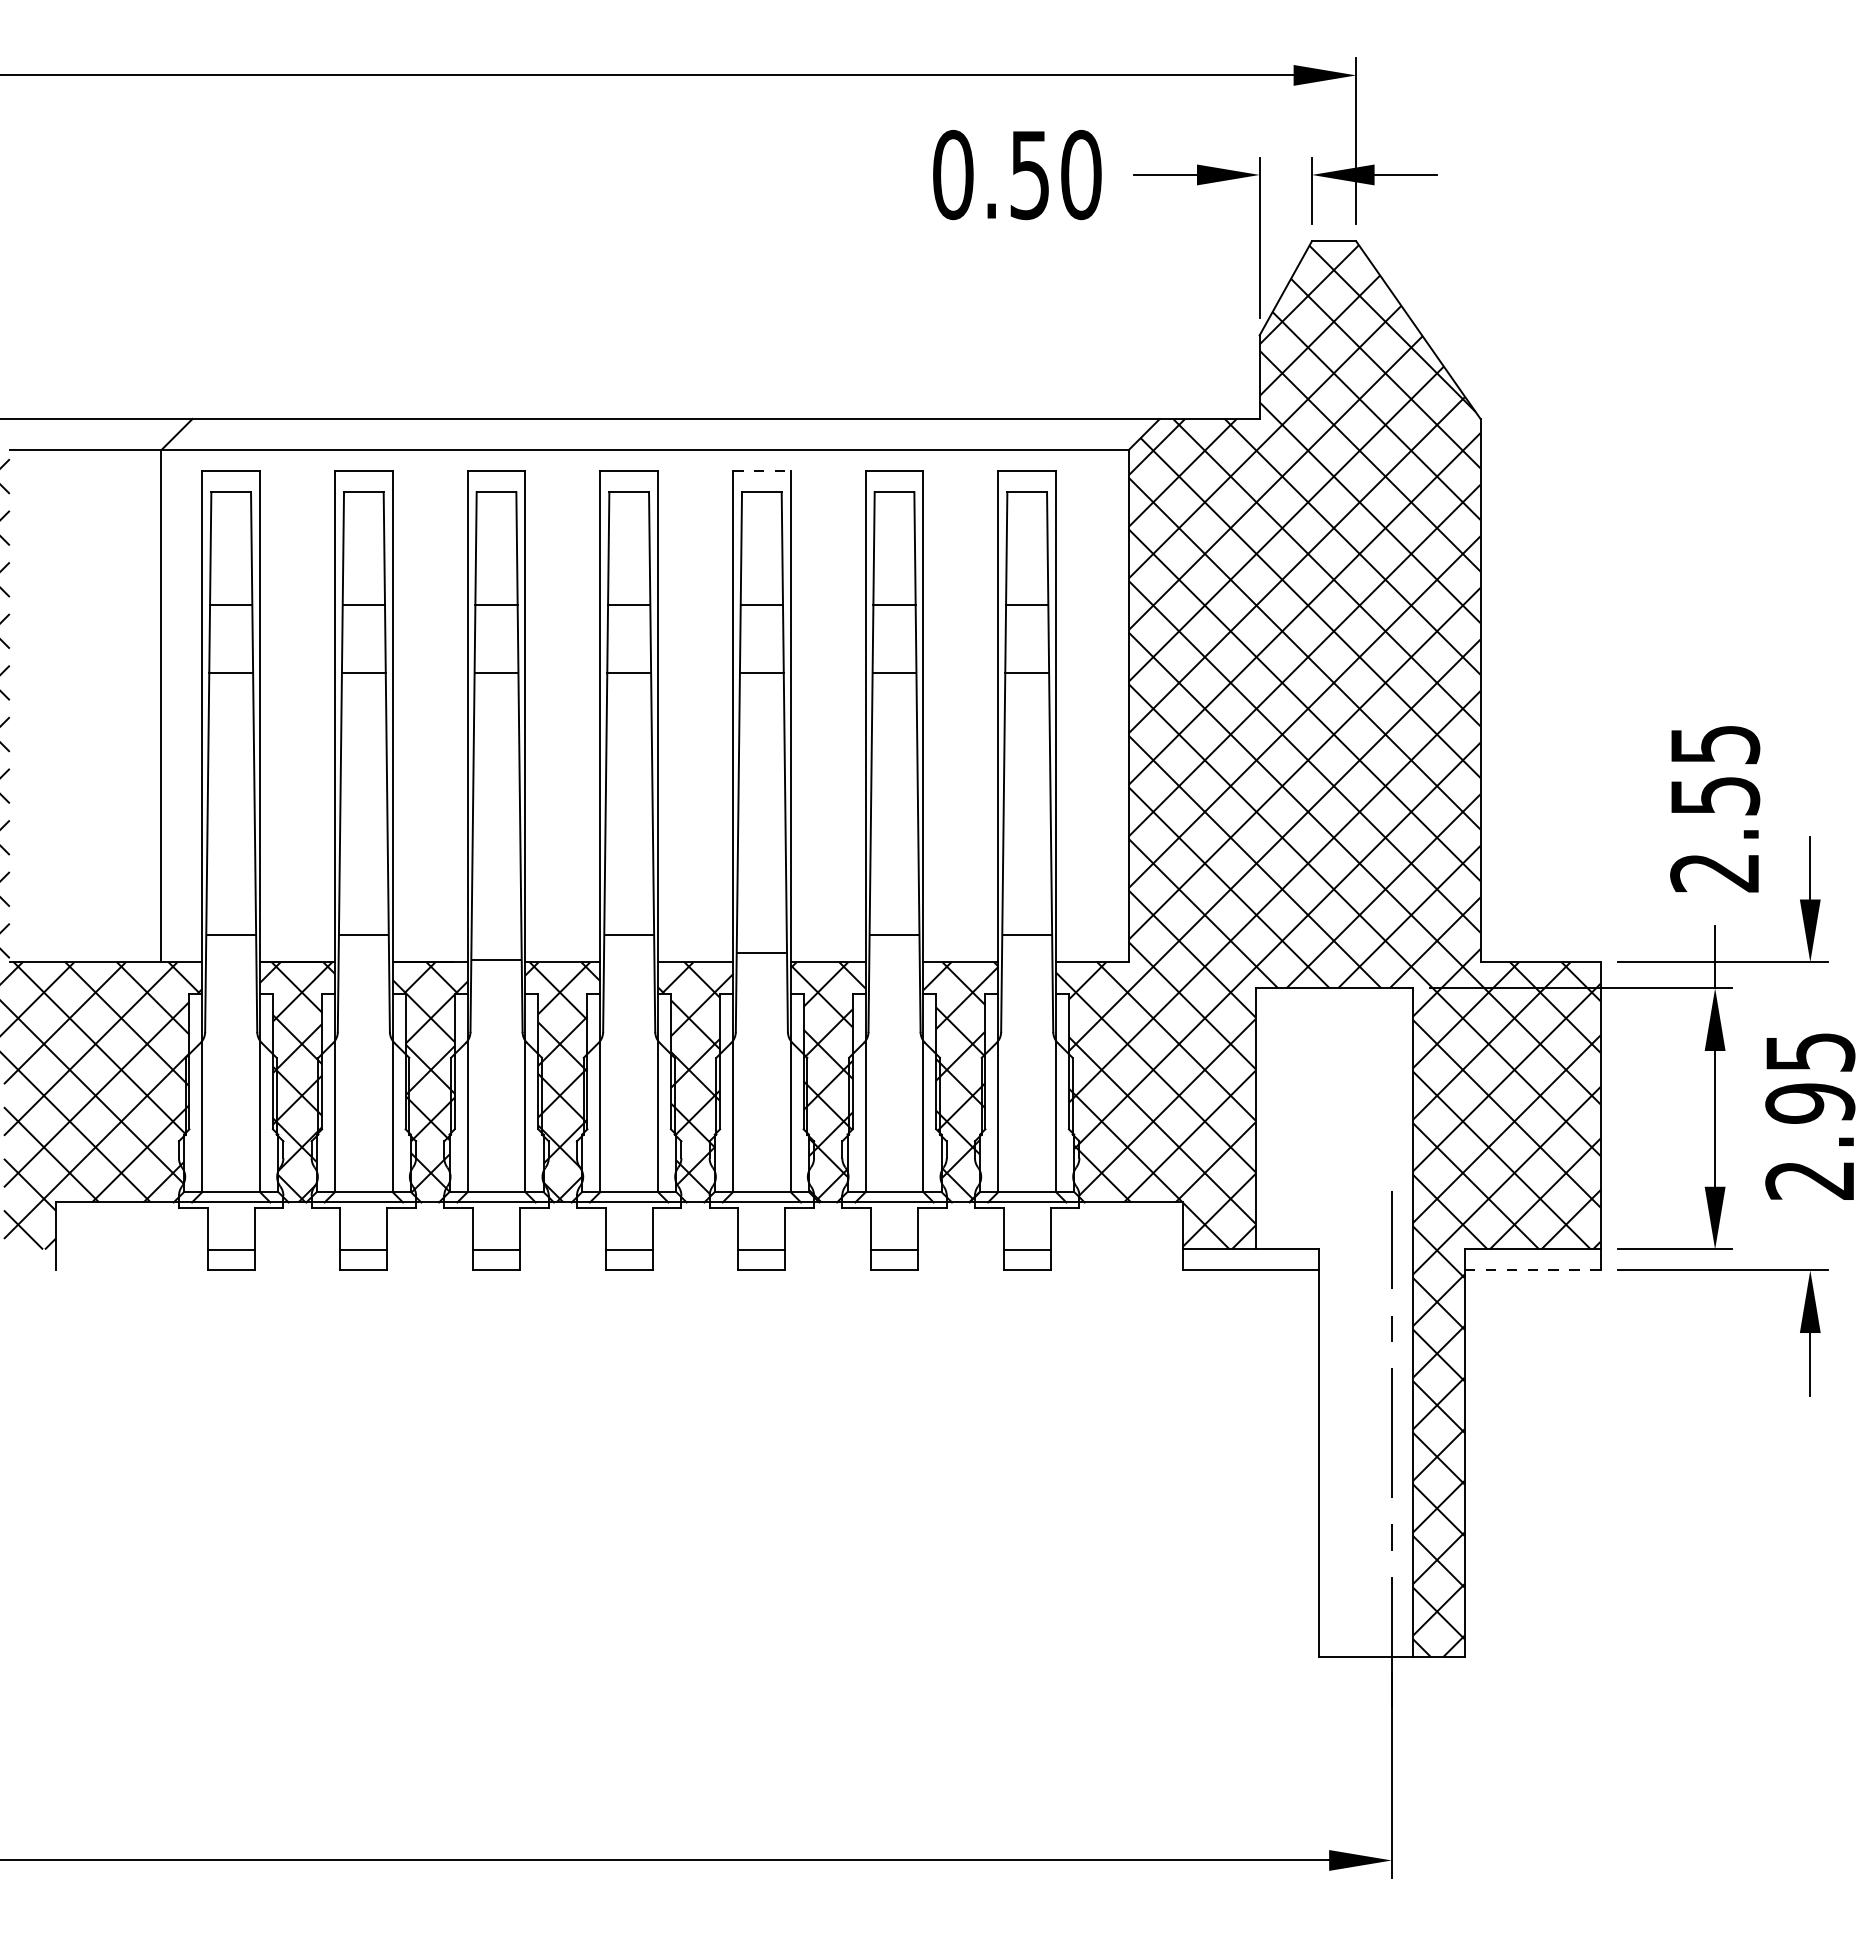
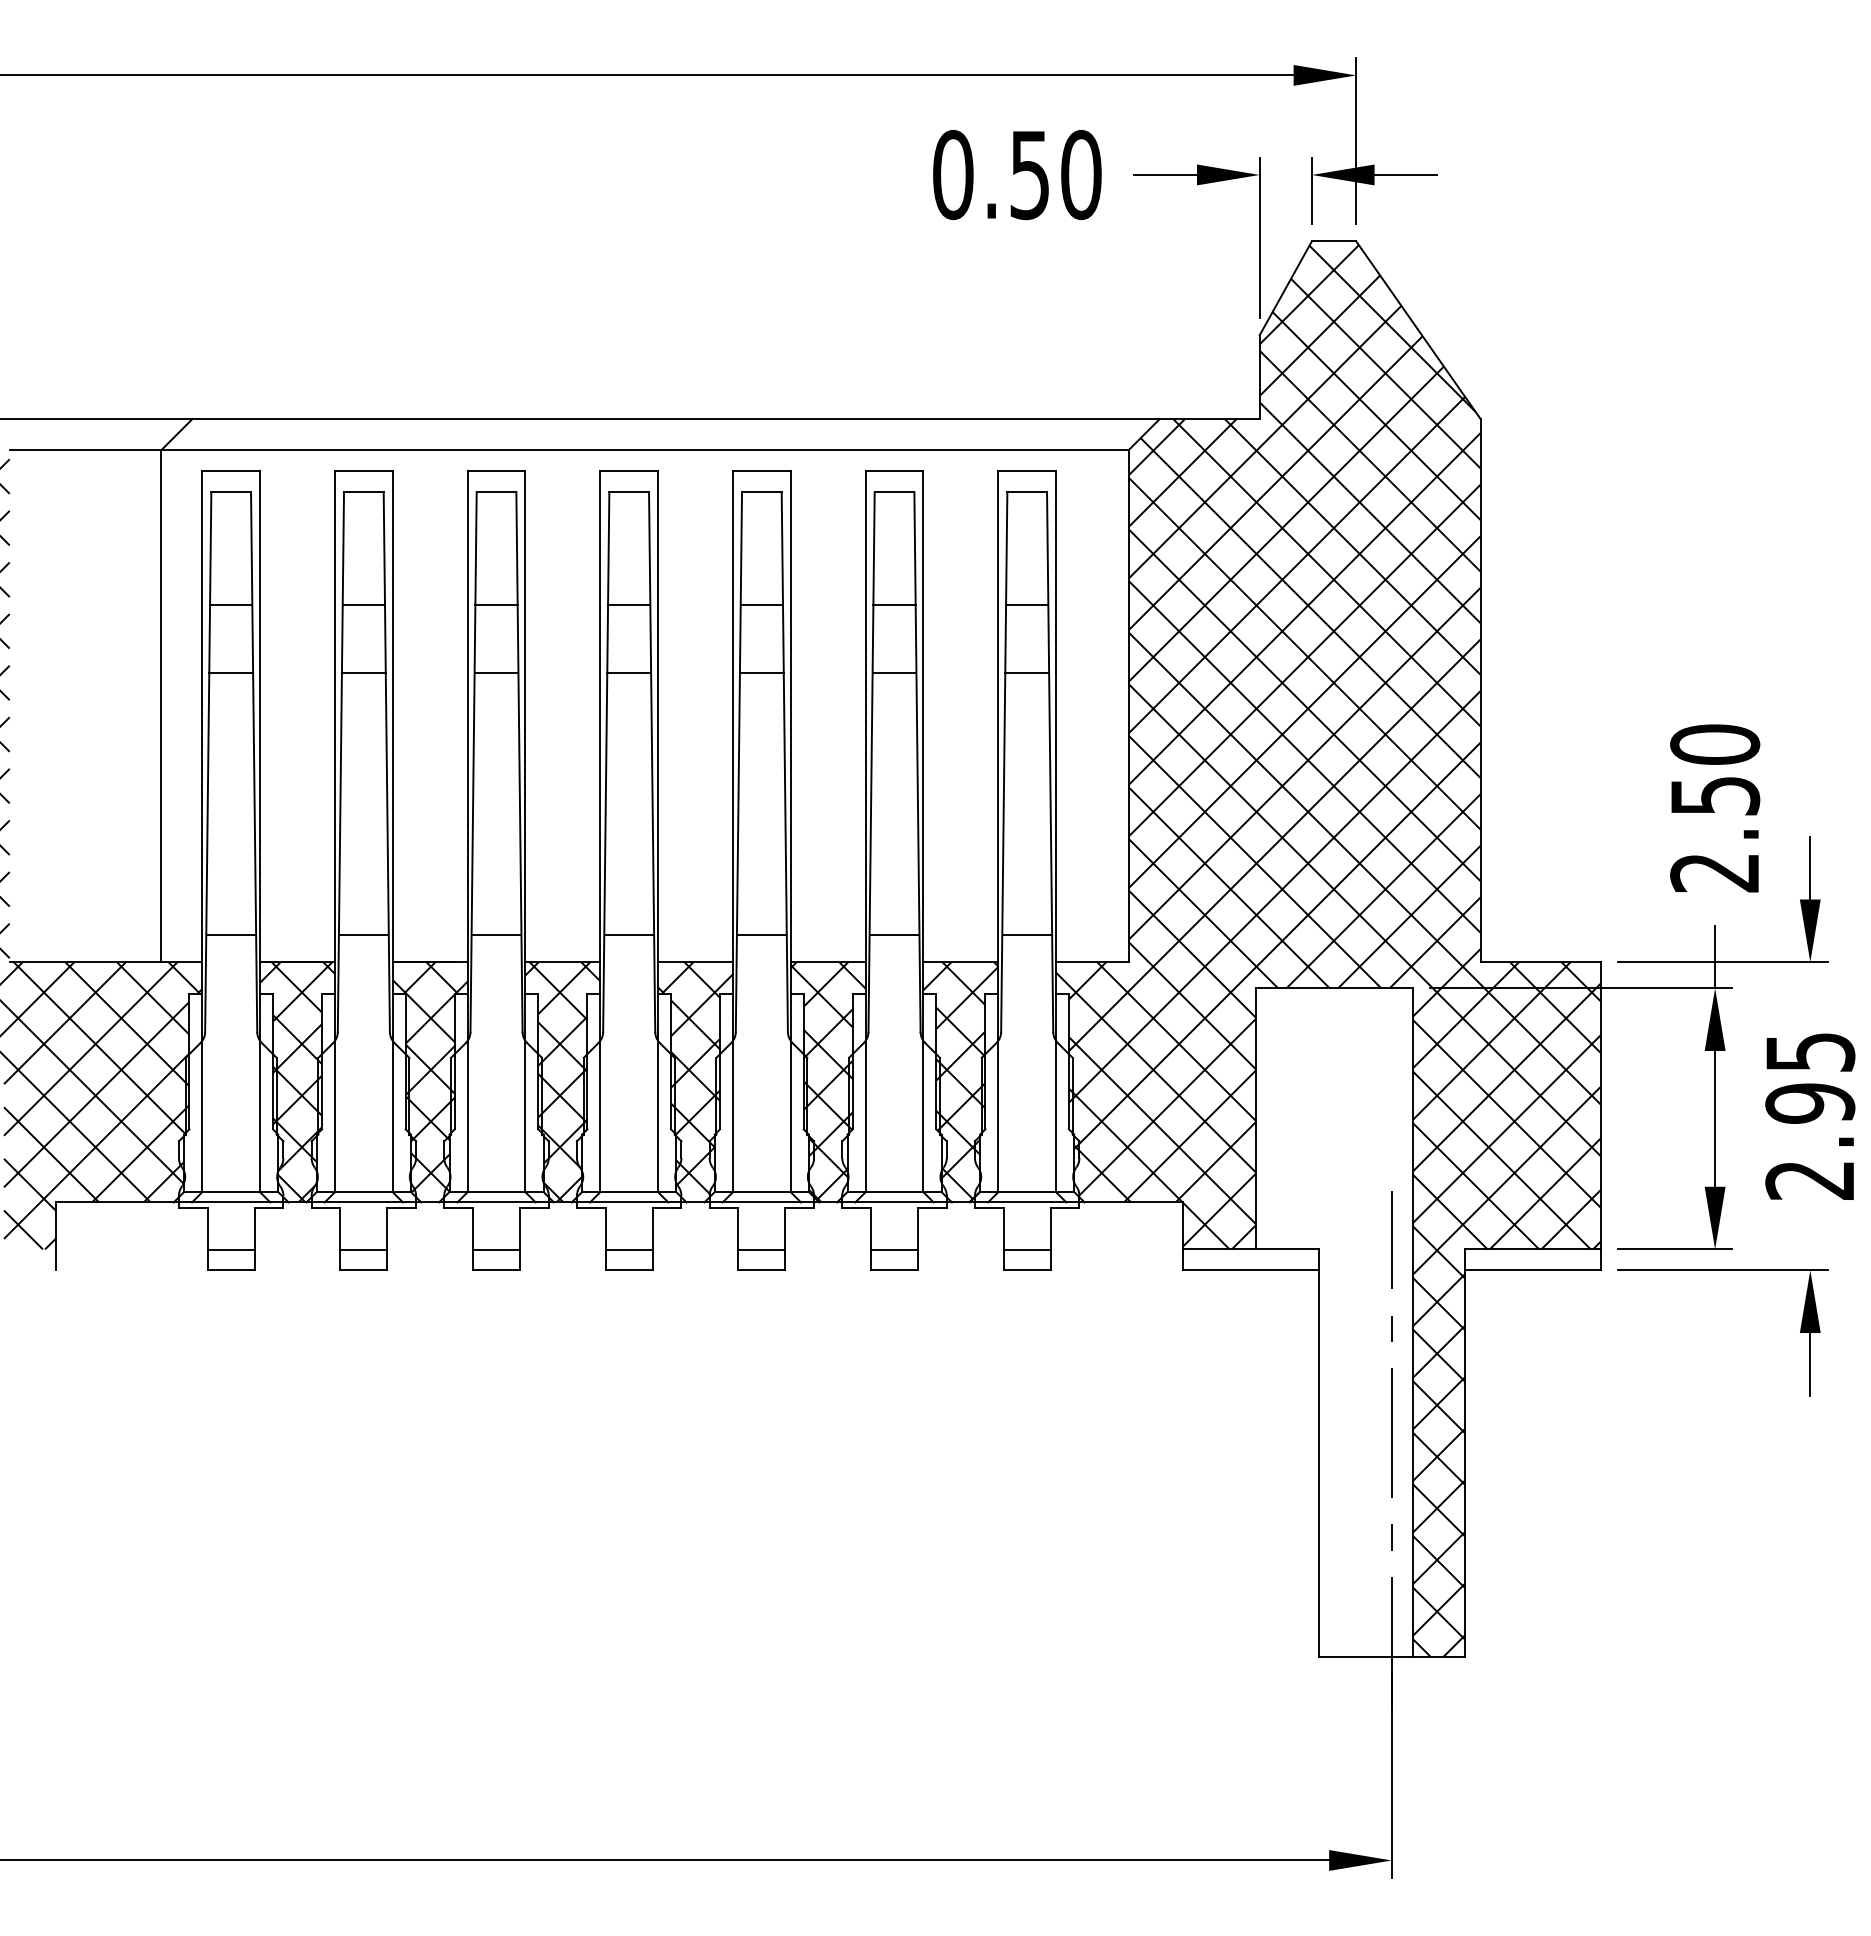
line: dashed -> solid (761, 471)
text: 2.55 -> 2.50 (1715, 744)
line position: (761, 953) -> (761, 935) (761, 935)
line position: (496, 960) -> (496, 935) (496, 935)
line: dashed -> solid (1532, 1270)
